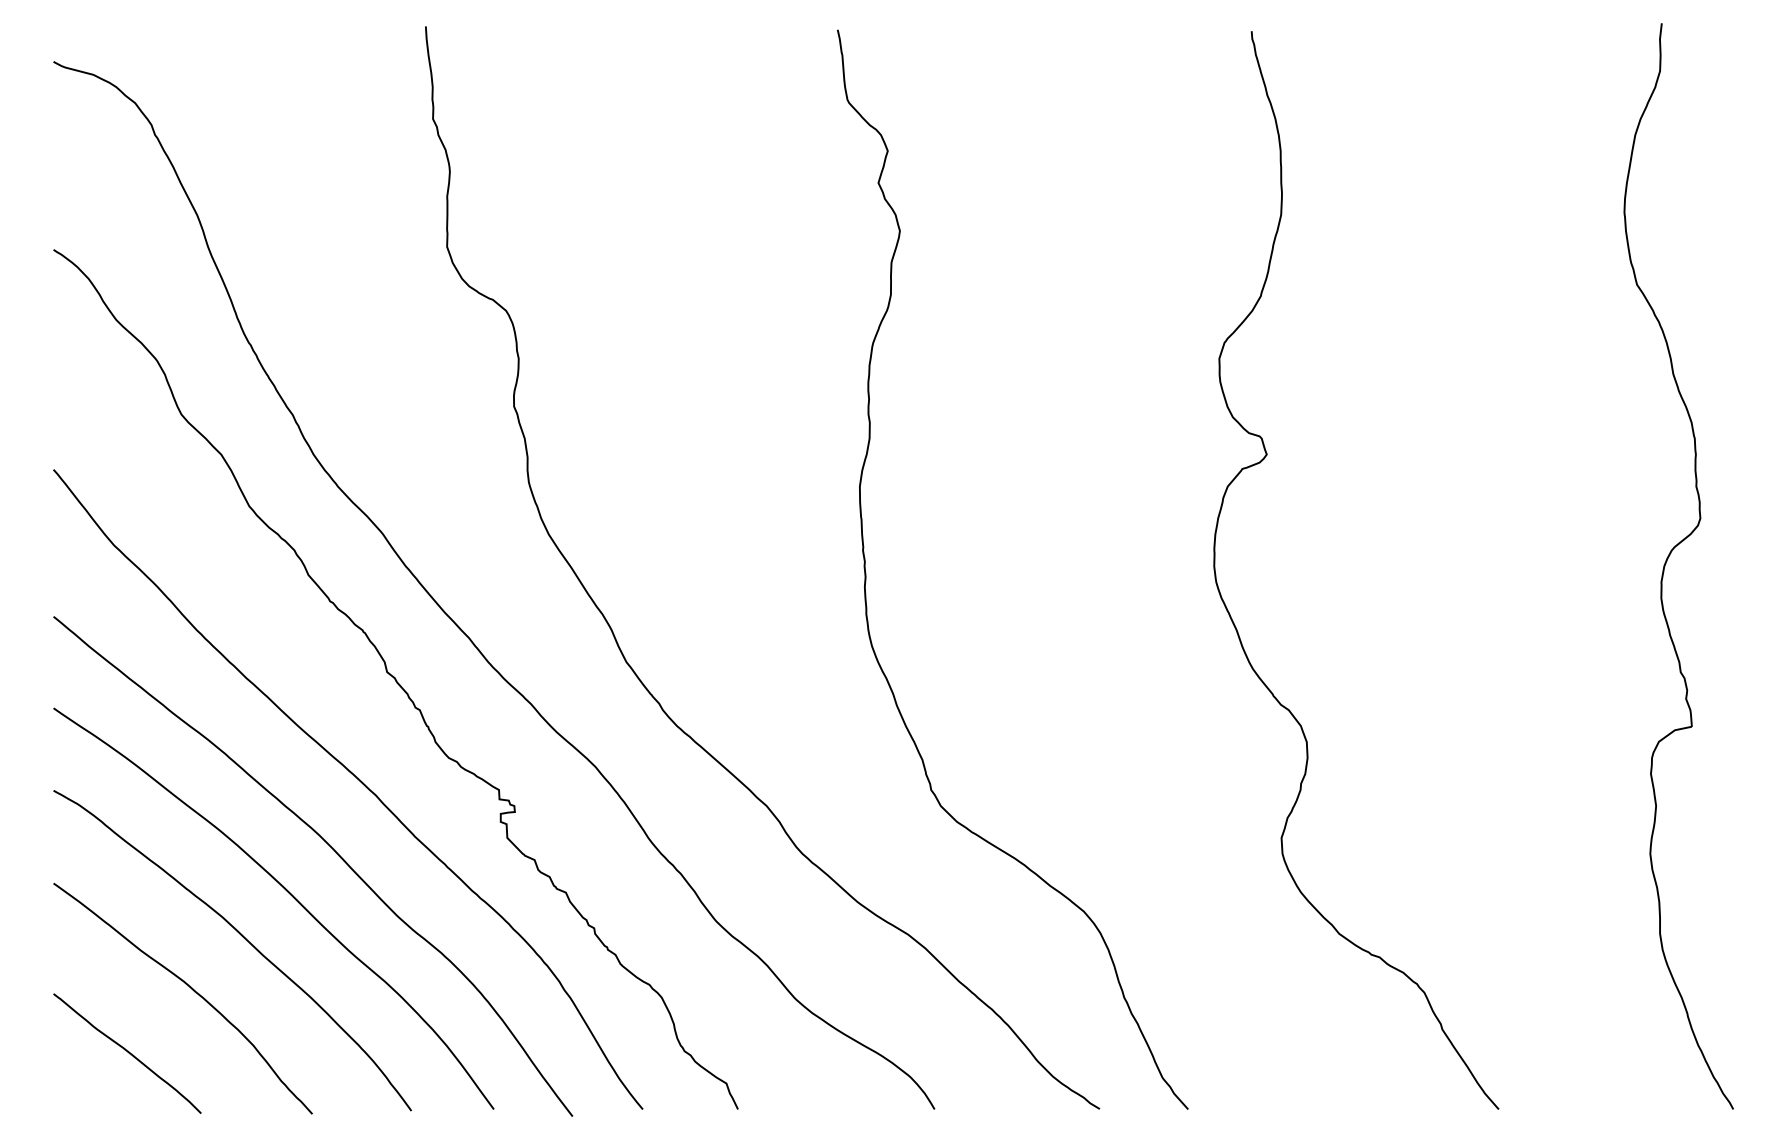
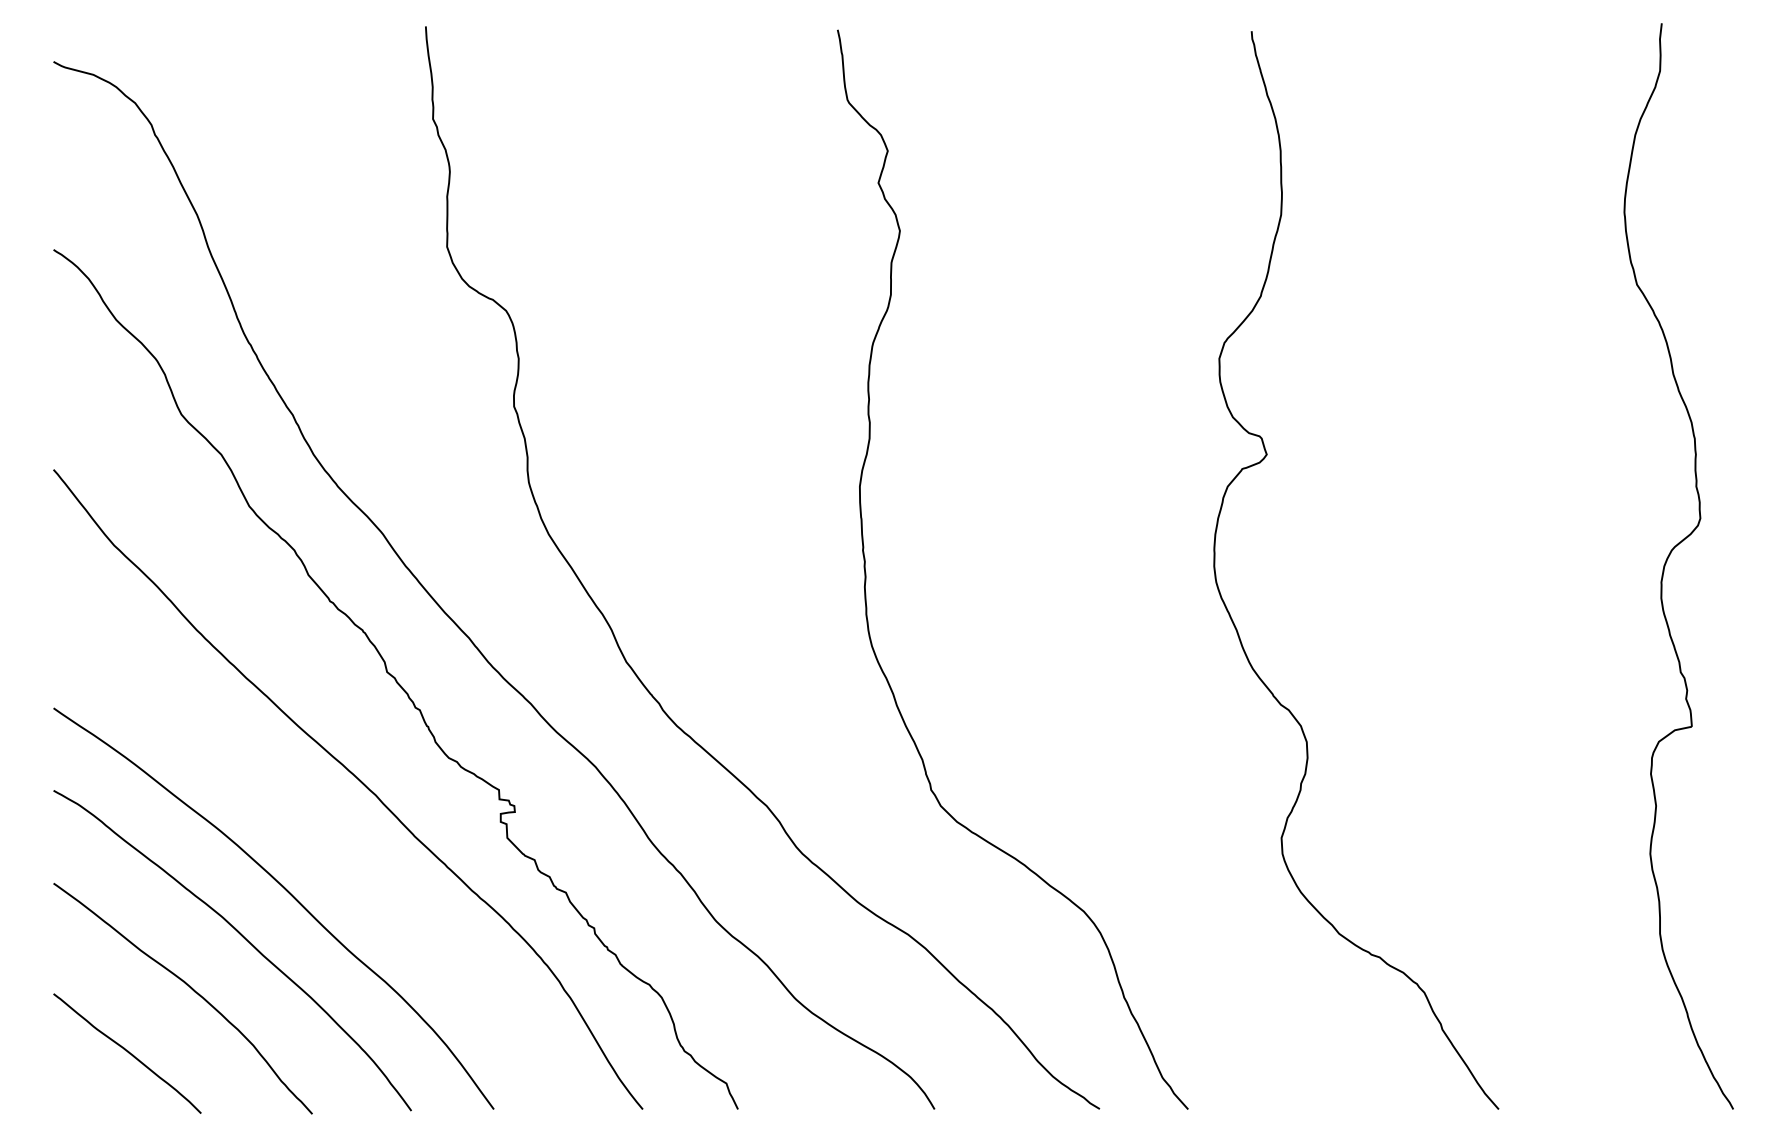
curve: present -> none (331, 848)
